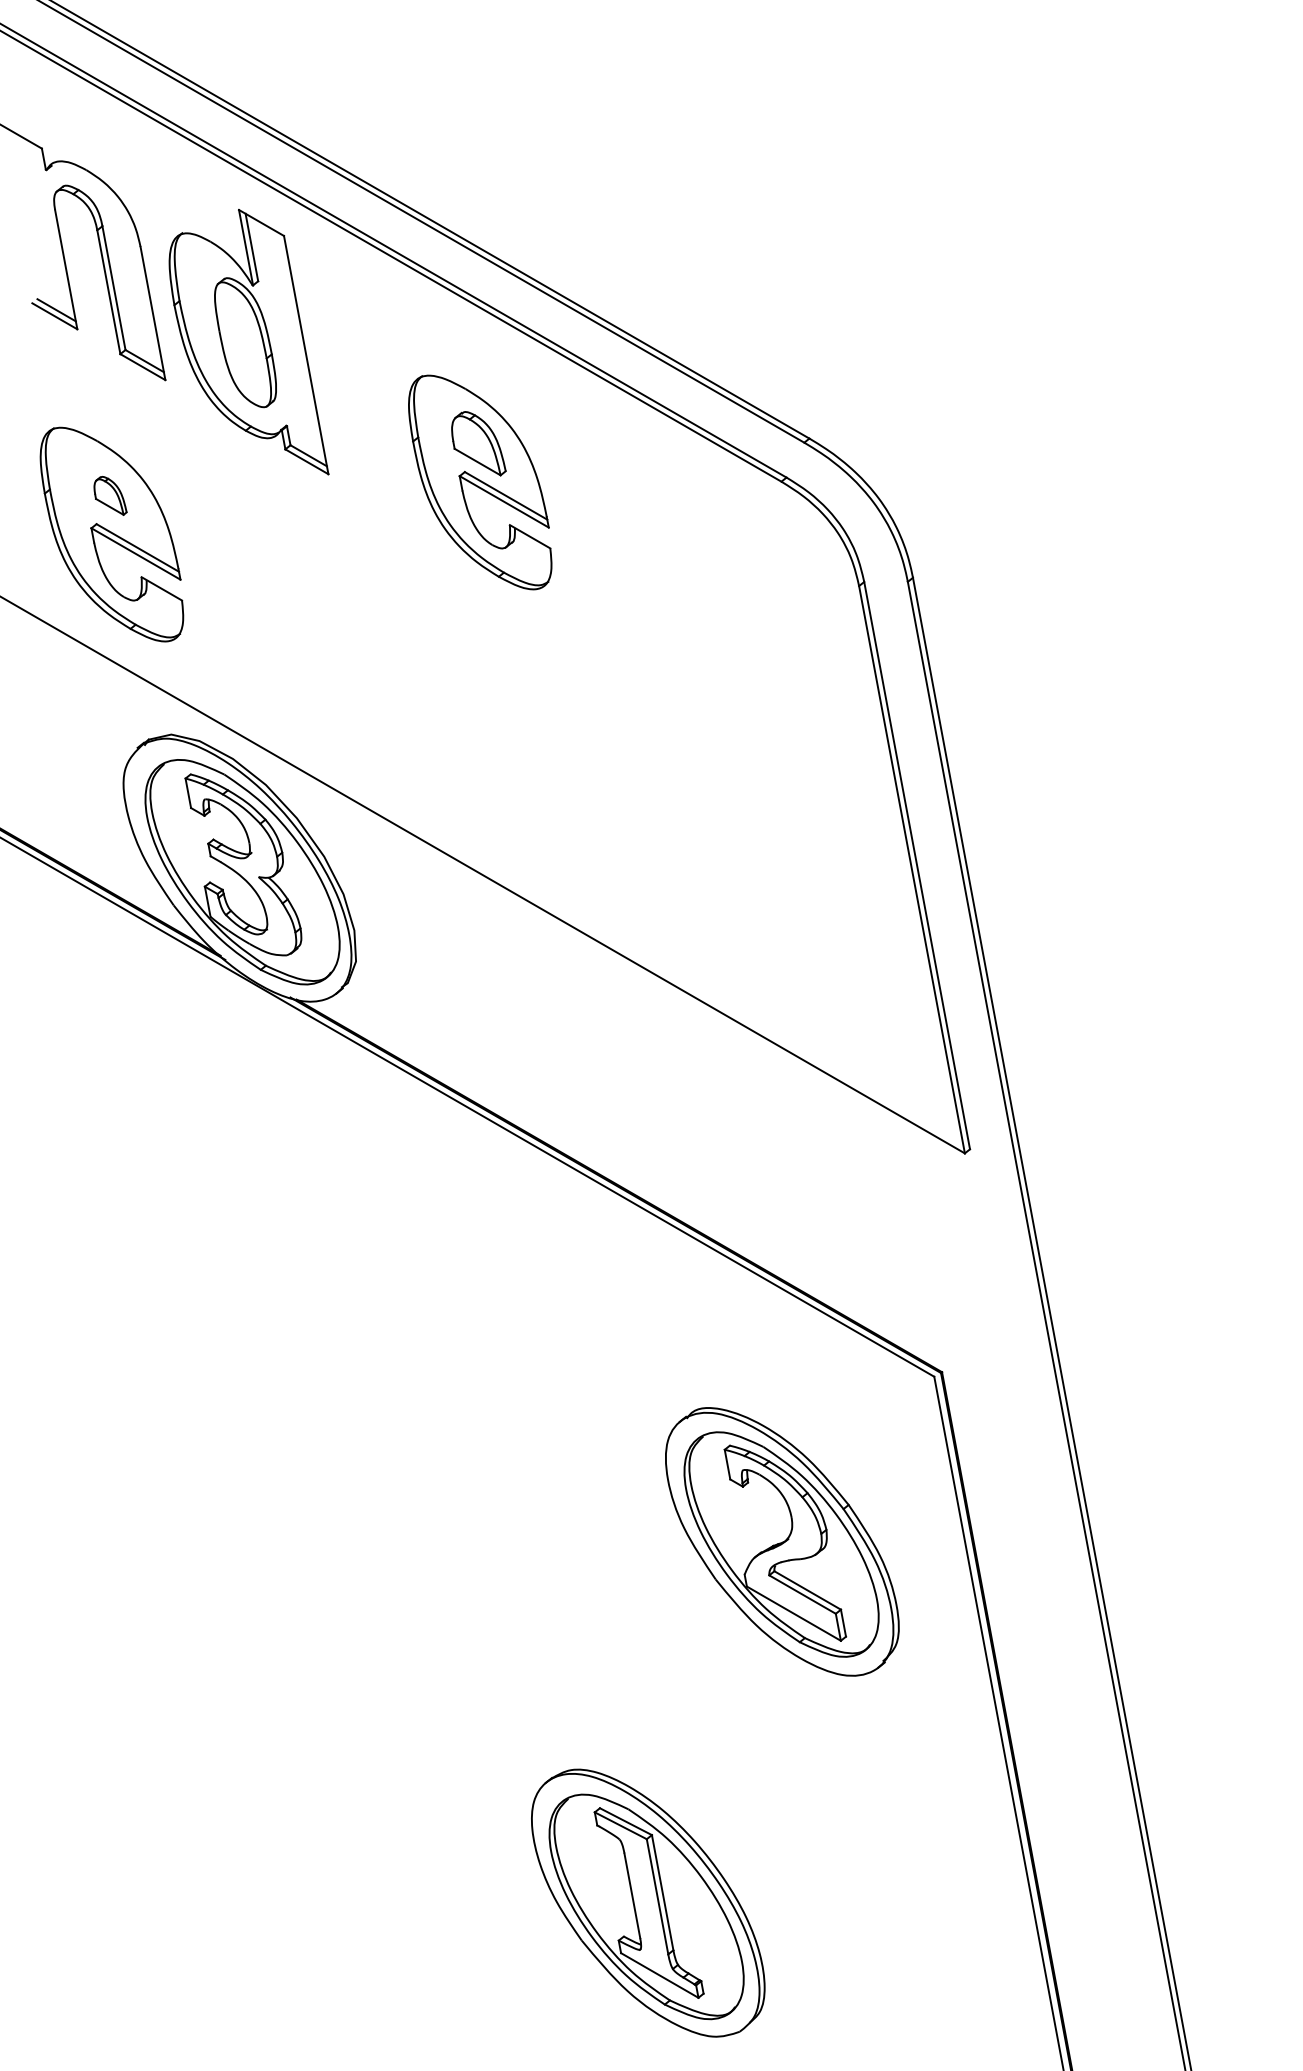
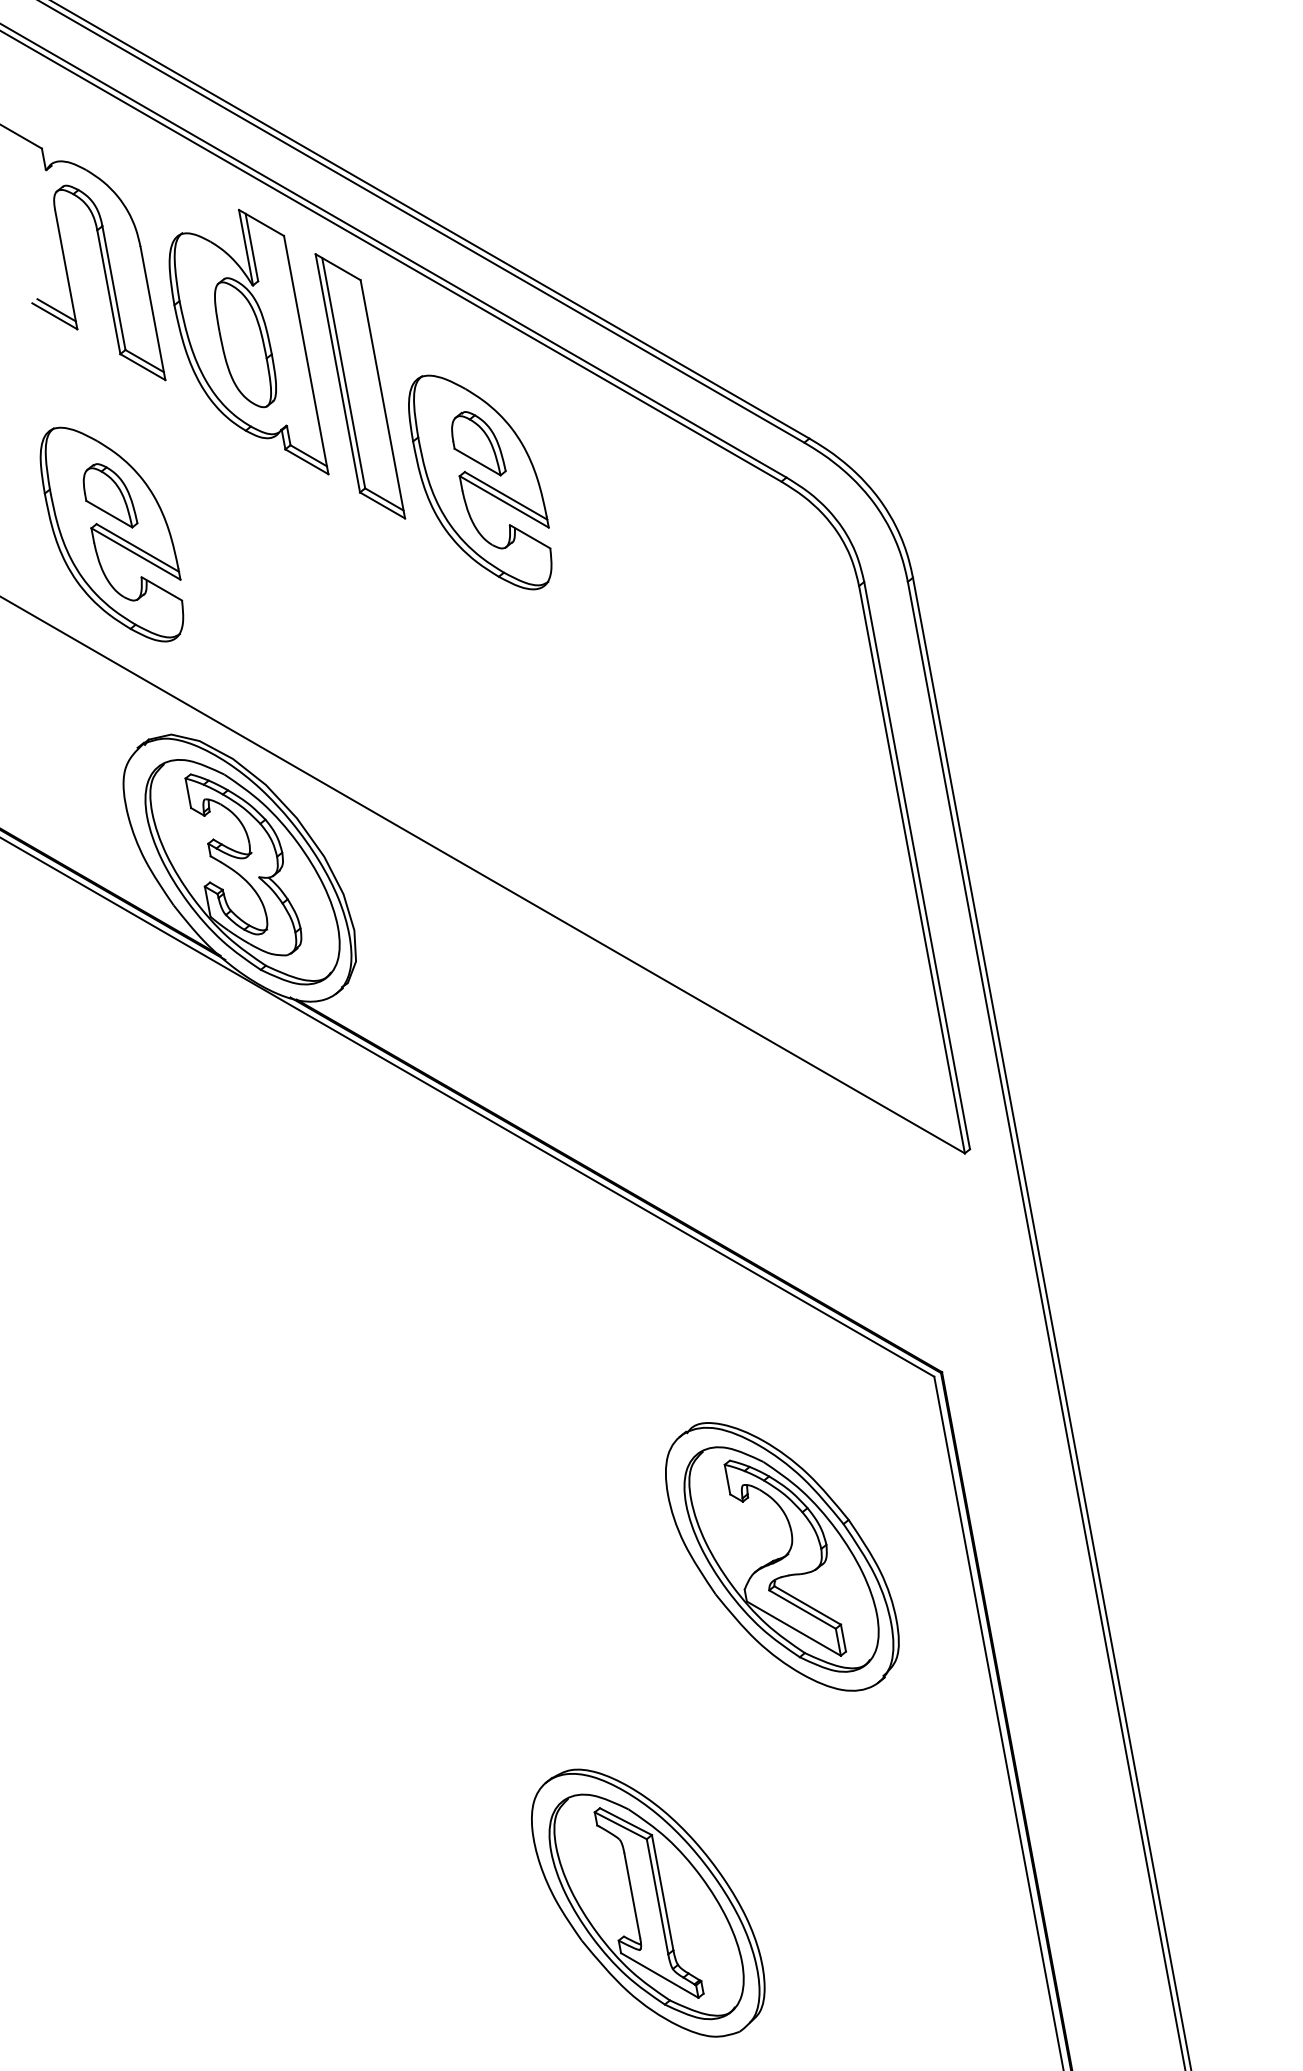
part: none -> present (360, 386)
part size: 35x40 px -> 57x66 px (110, 495)
part position: (782, 1541) -> (782, 1556) (782, 1556)
